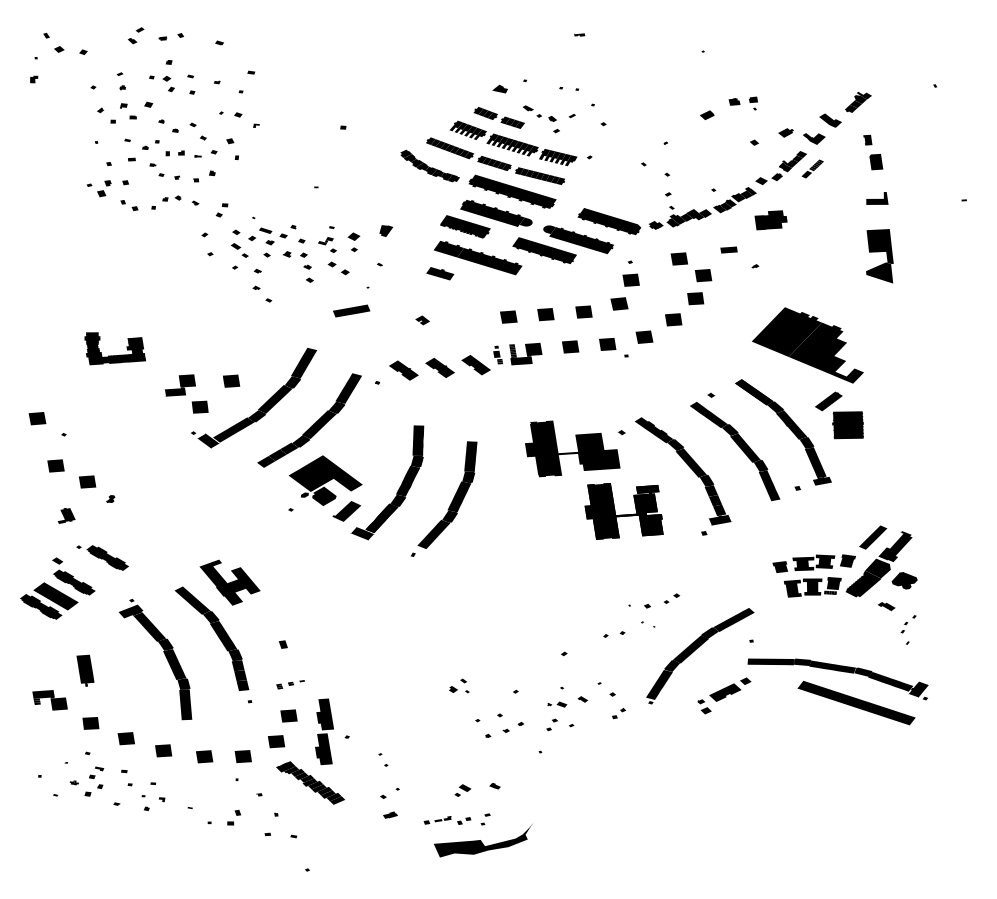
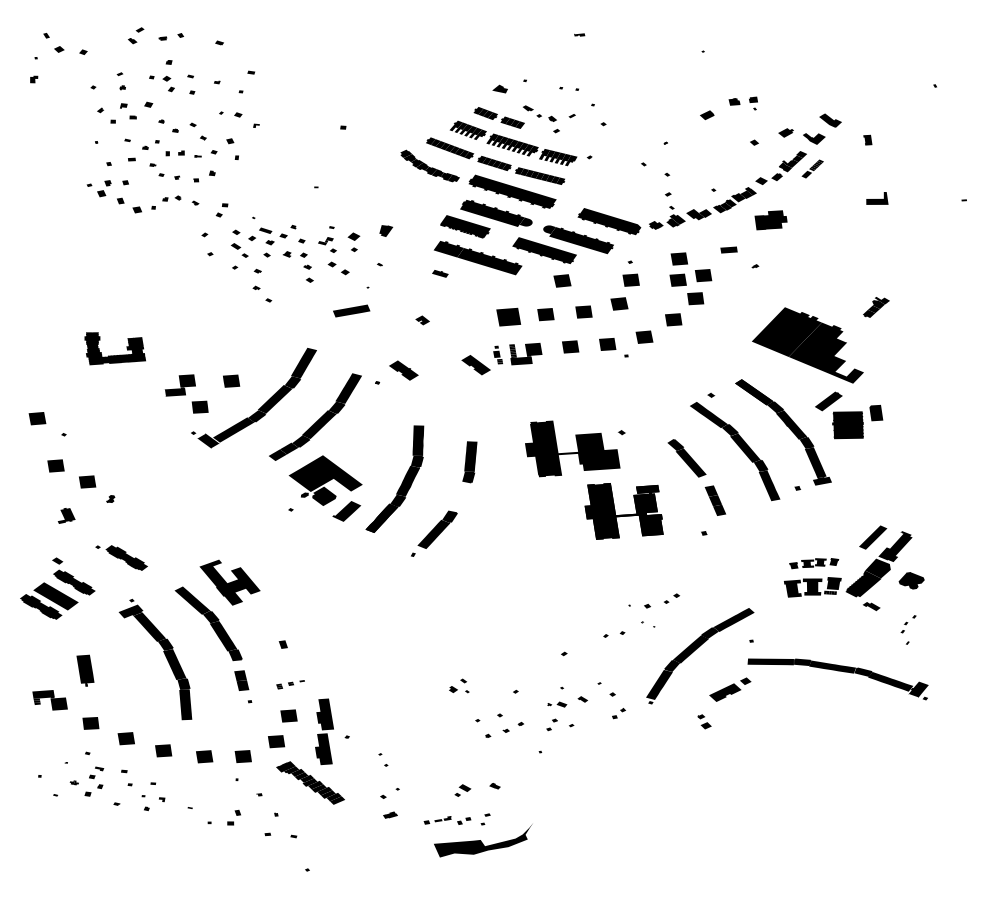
part position: (858, 102) -> (876, 307) (876, 307)
part position: (876, 162) -> (876, 413) (876, 413)
part size: 19x11 px -> 25x17 px (129, 205)
fill: present -> none (686, 217)
part: present -> none (879, 256)
part size: 29x14 px -> 17x8 px (440, 273)
part: none -> present (677, 279)
part: none -> present (562, 280)
part size: 18x14 px -> 26x20 px (508, 316)
part: present -> none (439, 367)
fill: present -> none (653, 430)
fill: present -> none (266, 461)
fill: present -> none (706, 480)
fill: present -> none (459, 496)
fill: present -> none (719, 519)
fill: present -> none (362, 533)
part position: (102, 557) -> (121, 557) (121, 557)
part size: 84x19 px -> 51x12 px (814, 563)
part position: (904, 580) -> (911, 580) (911, 580)
part position: (886, 606) -> (871, 606) (871, 606)
fill: present -> none (237, 665)
part: present -> none (856, 703)
part position: (704, 706) -> (704, 721) (704, 721)
